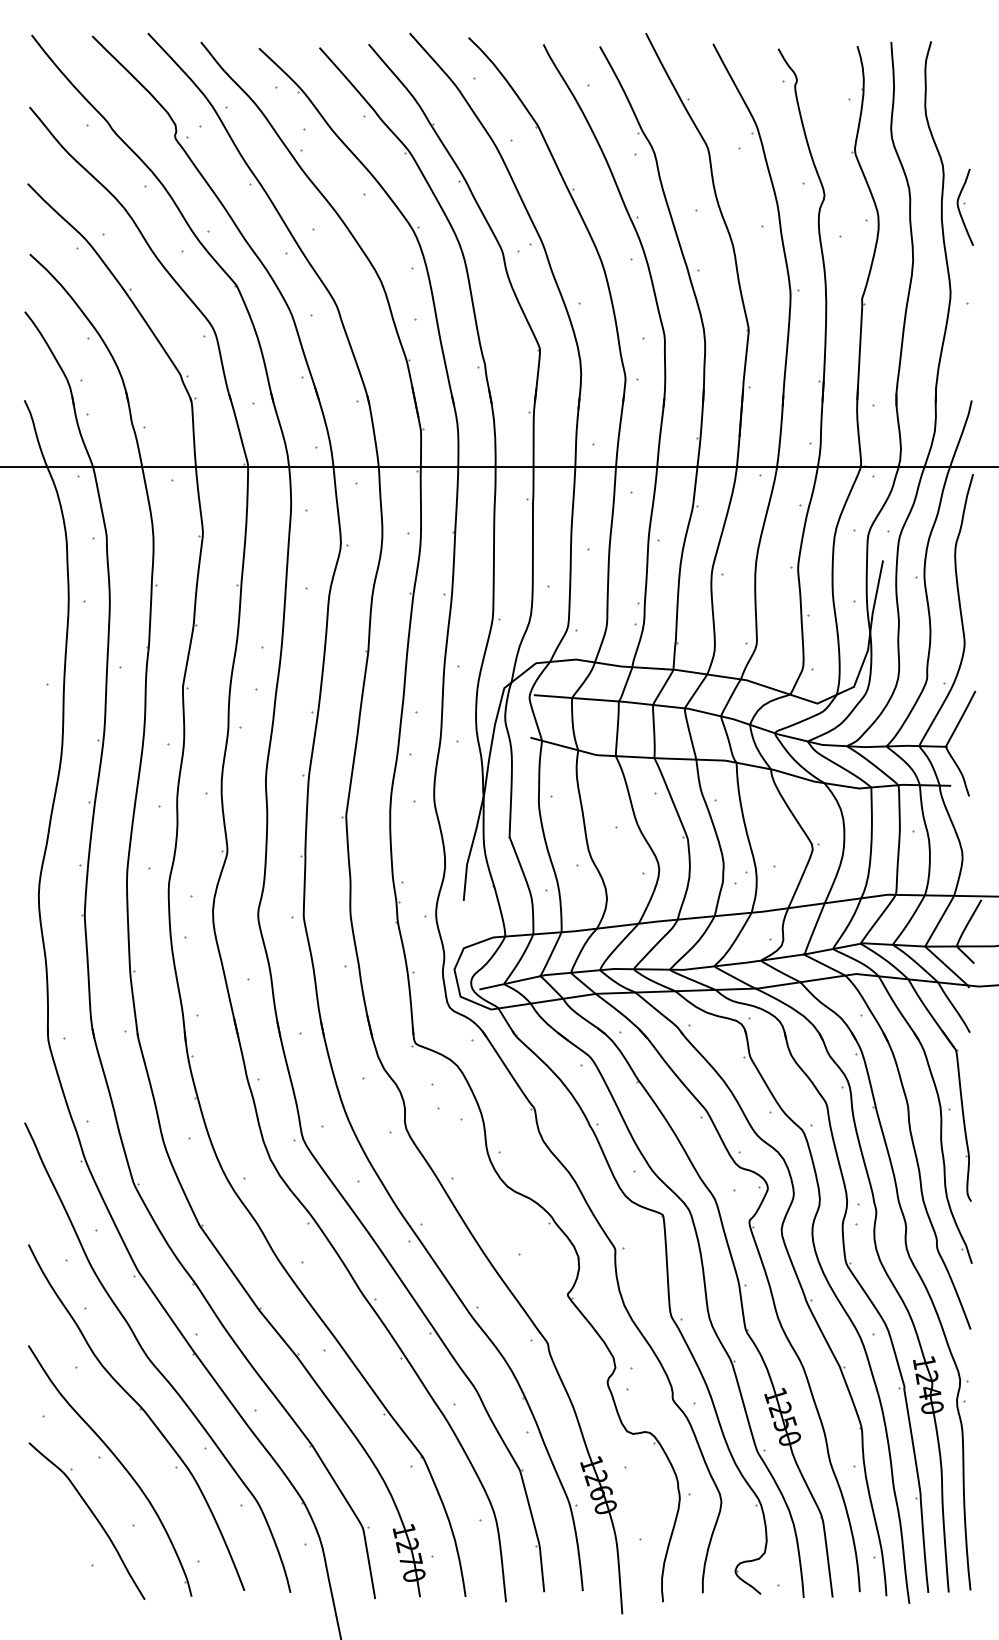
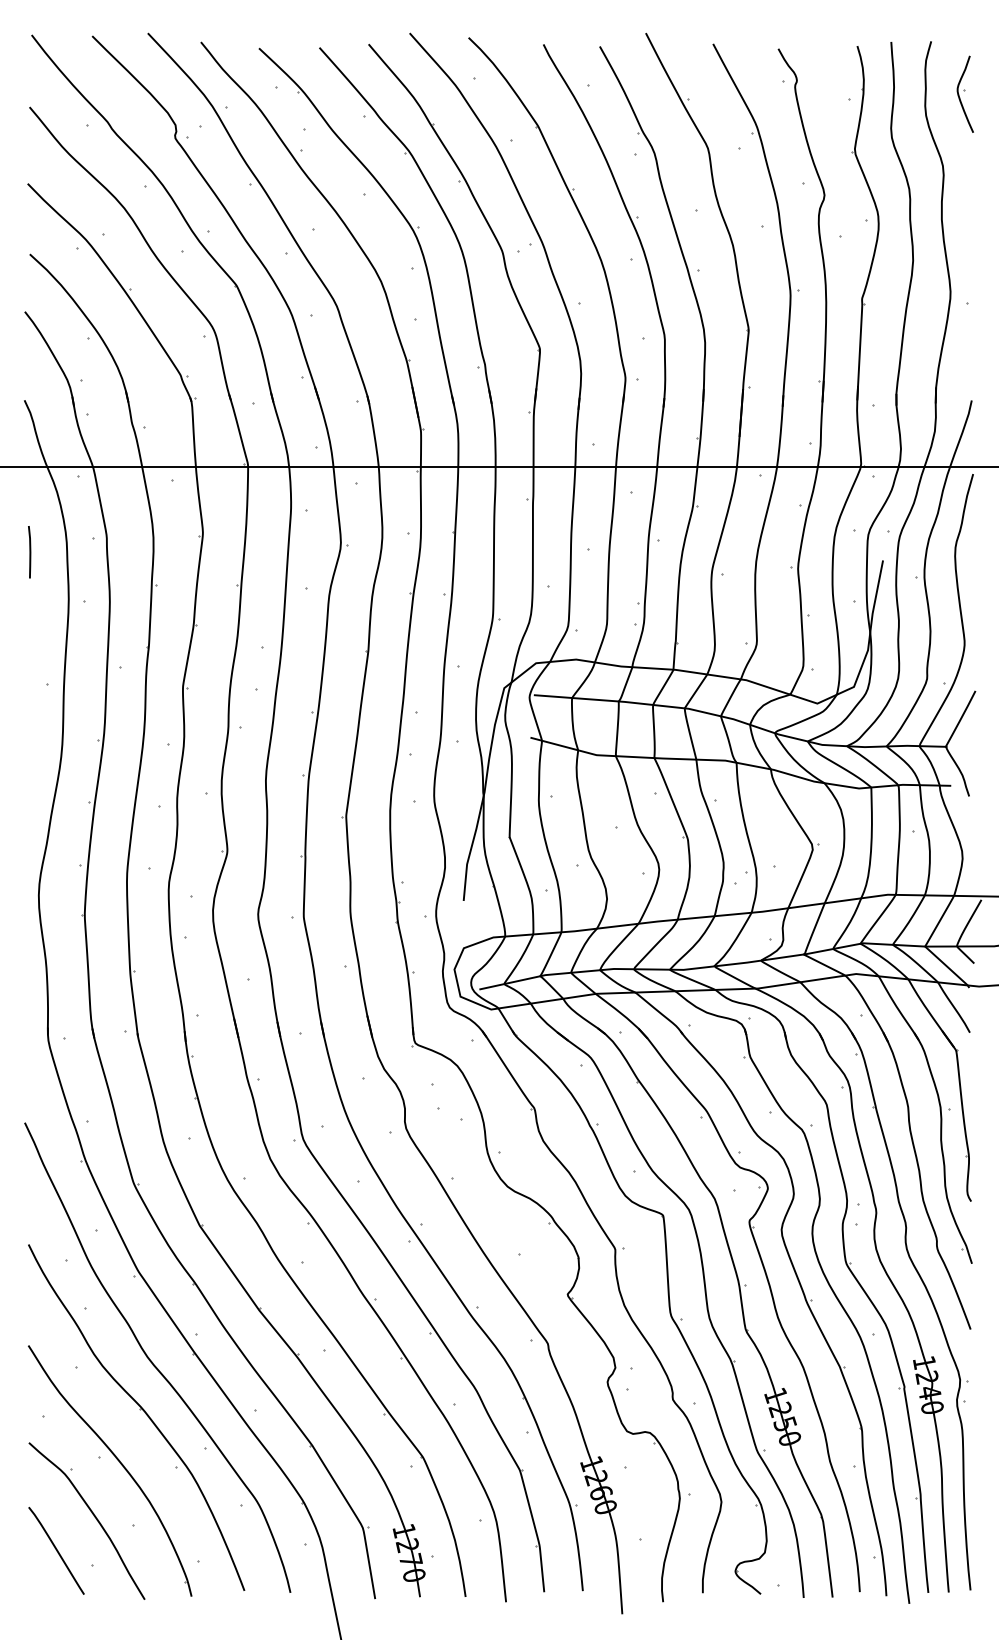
part position: (964, 206) -> (964, 93) (964, 93)
line: none -> present (29, 552)
curve: none -> present (56, 1550)
